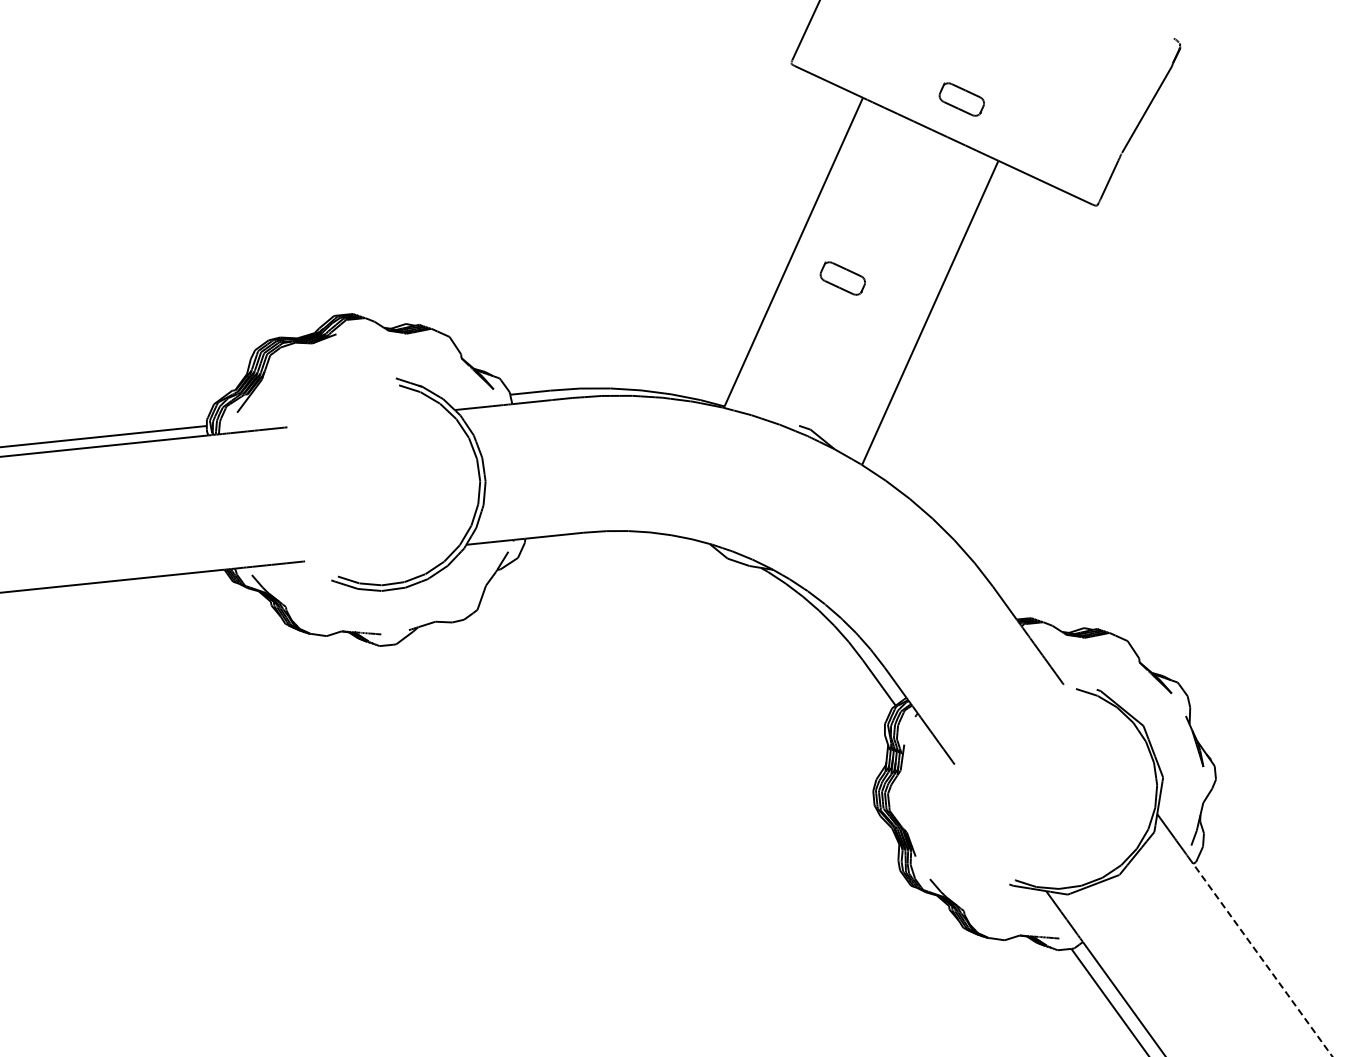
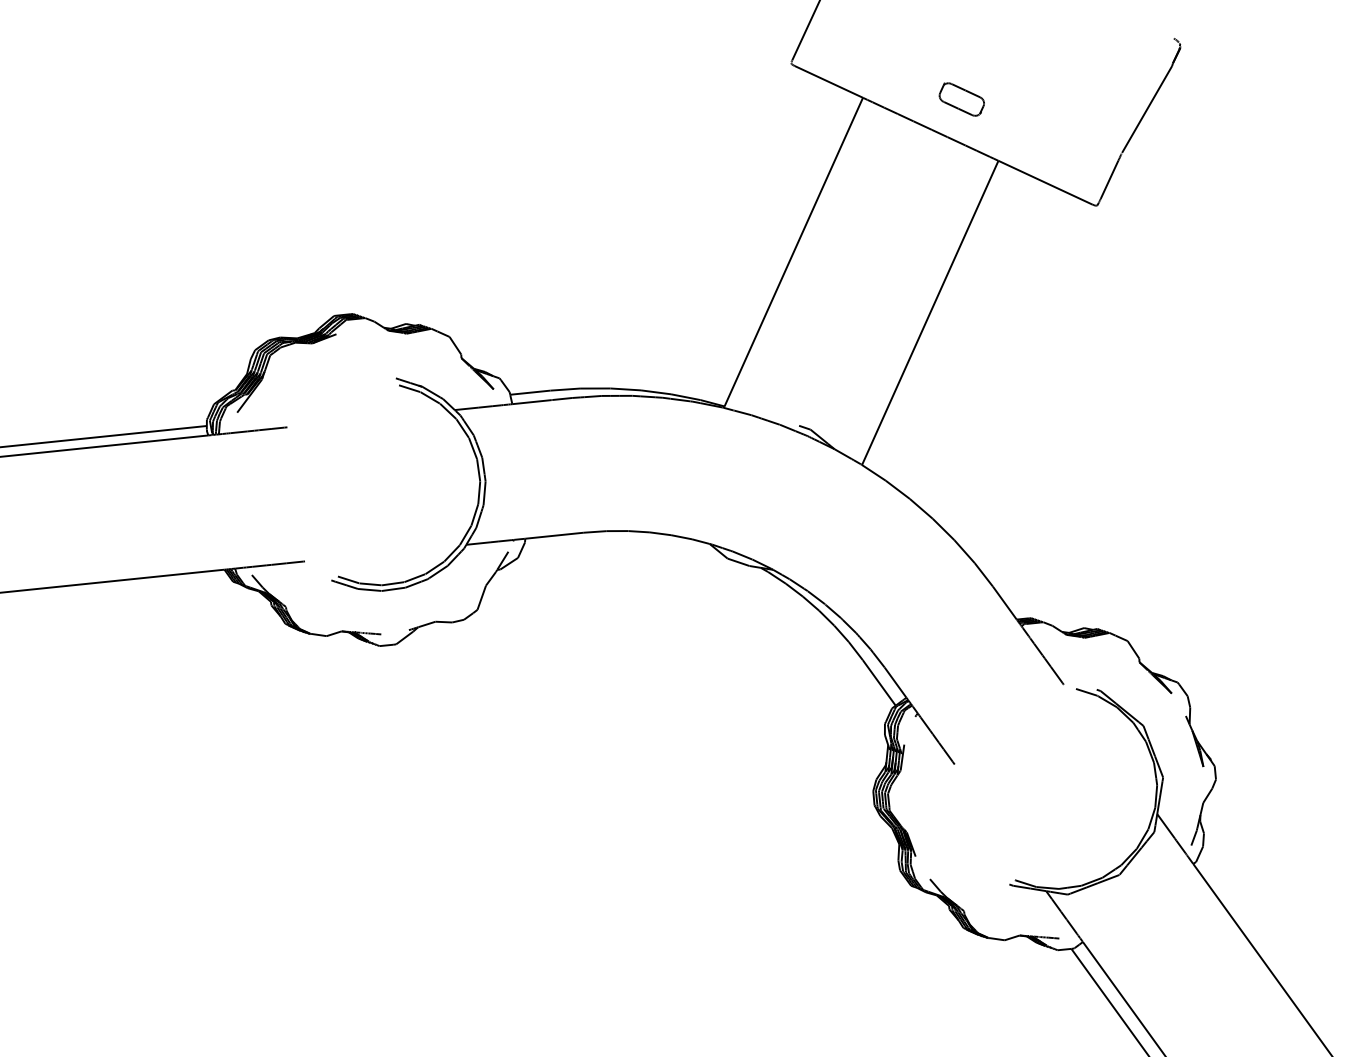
part: present -> none (842, 278)
line: dashed -> solid (1262, 960)
